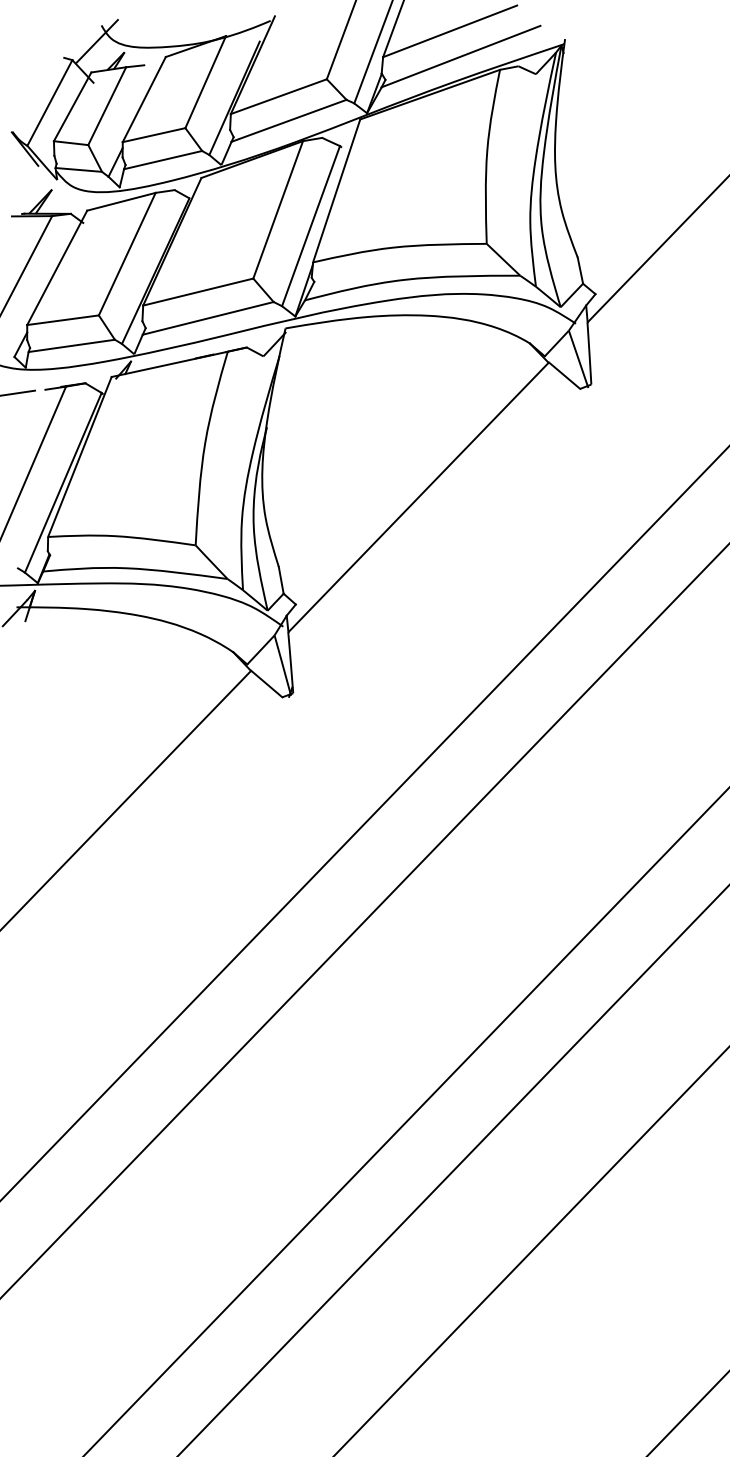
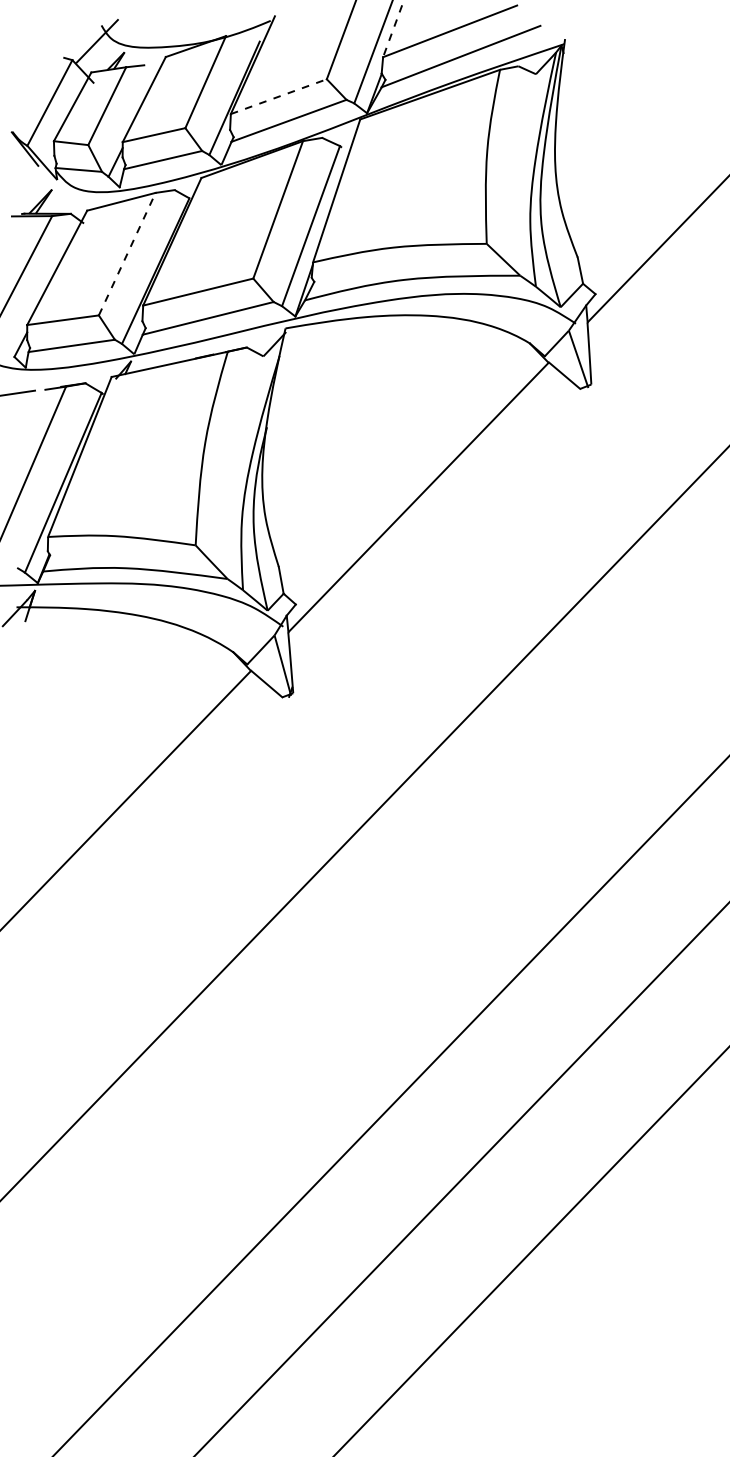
line: solid -> dashed (393, 29)
line: solid -> dashed (279, 96)
line: solid -> dashed (127, 254)
line: present -> none (364, 921)
line position: (406, 1121) -> (390, 1105) (390, 1105)
line position: (453, 1170) -> (461, 1178) (461, 1178)
line: present -> none (687, 1413)
